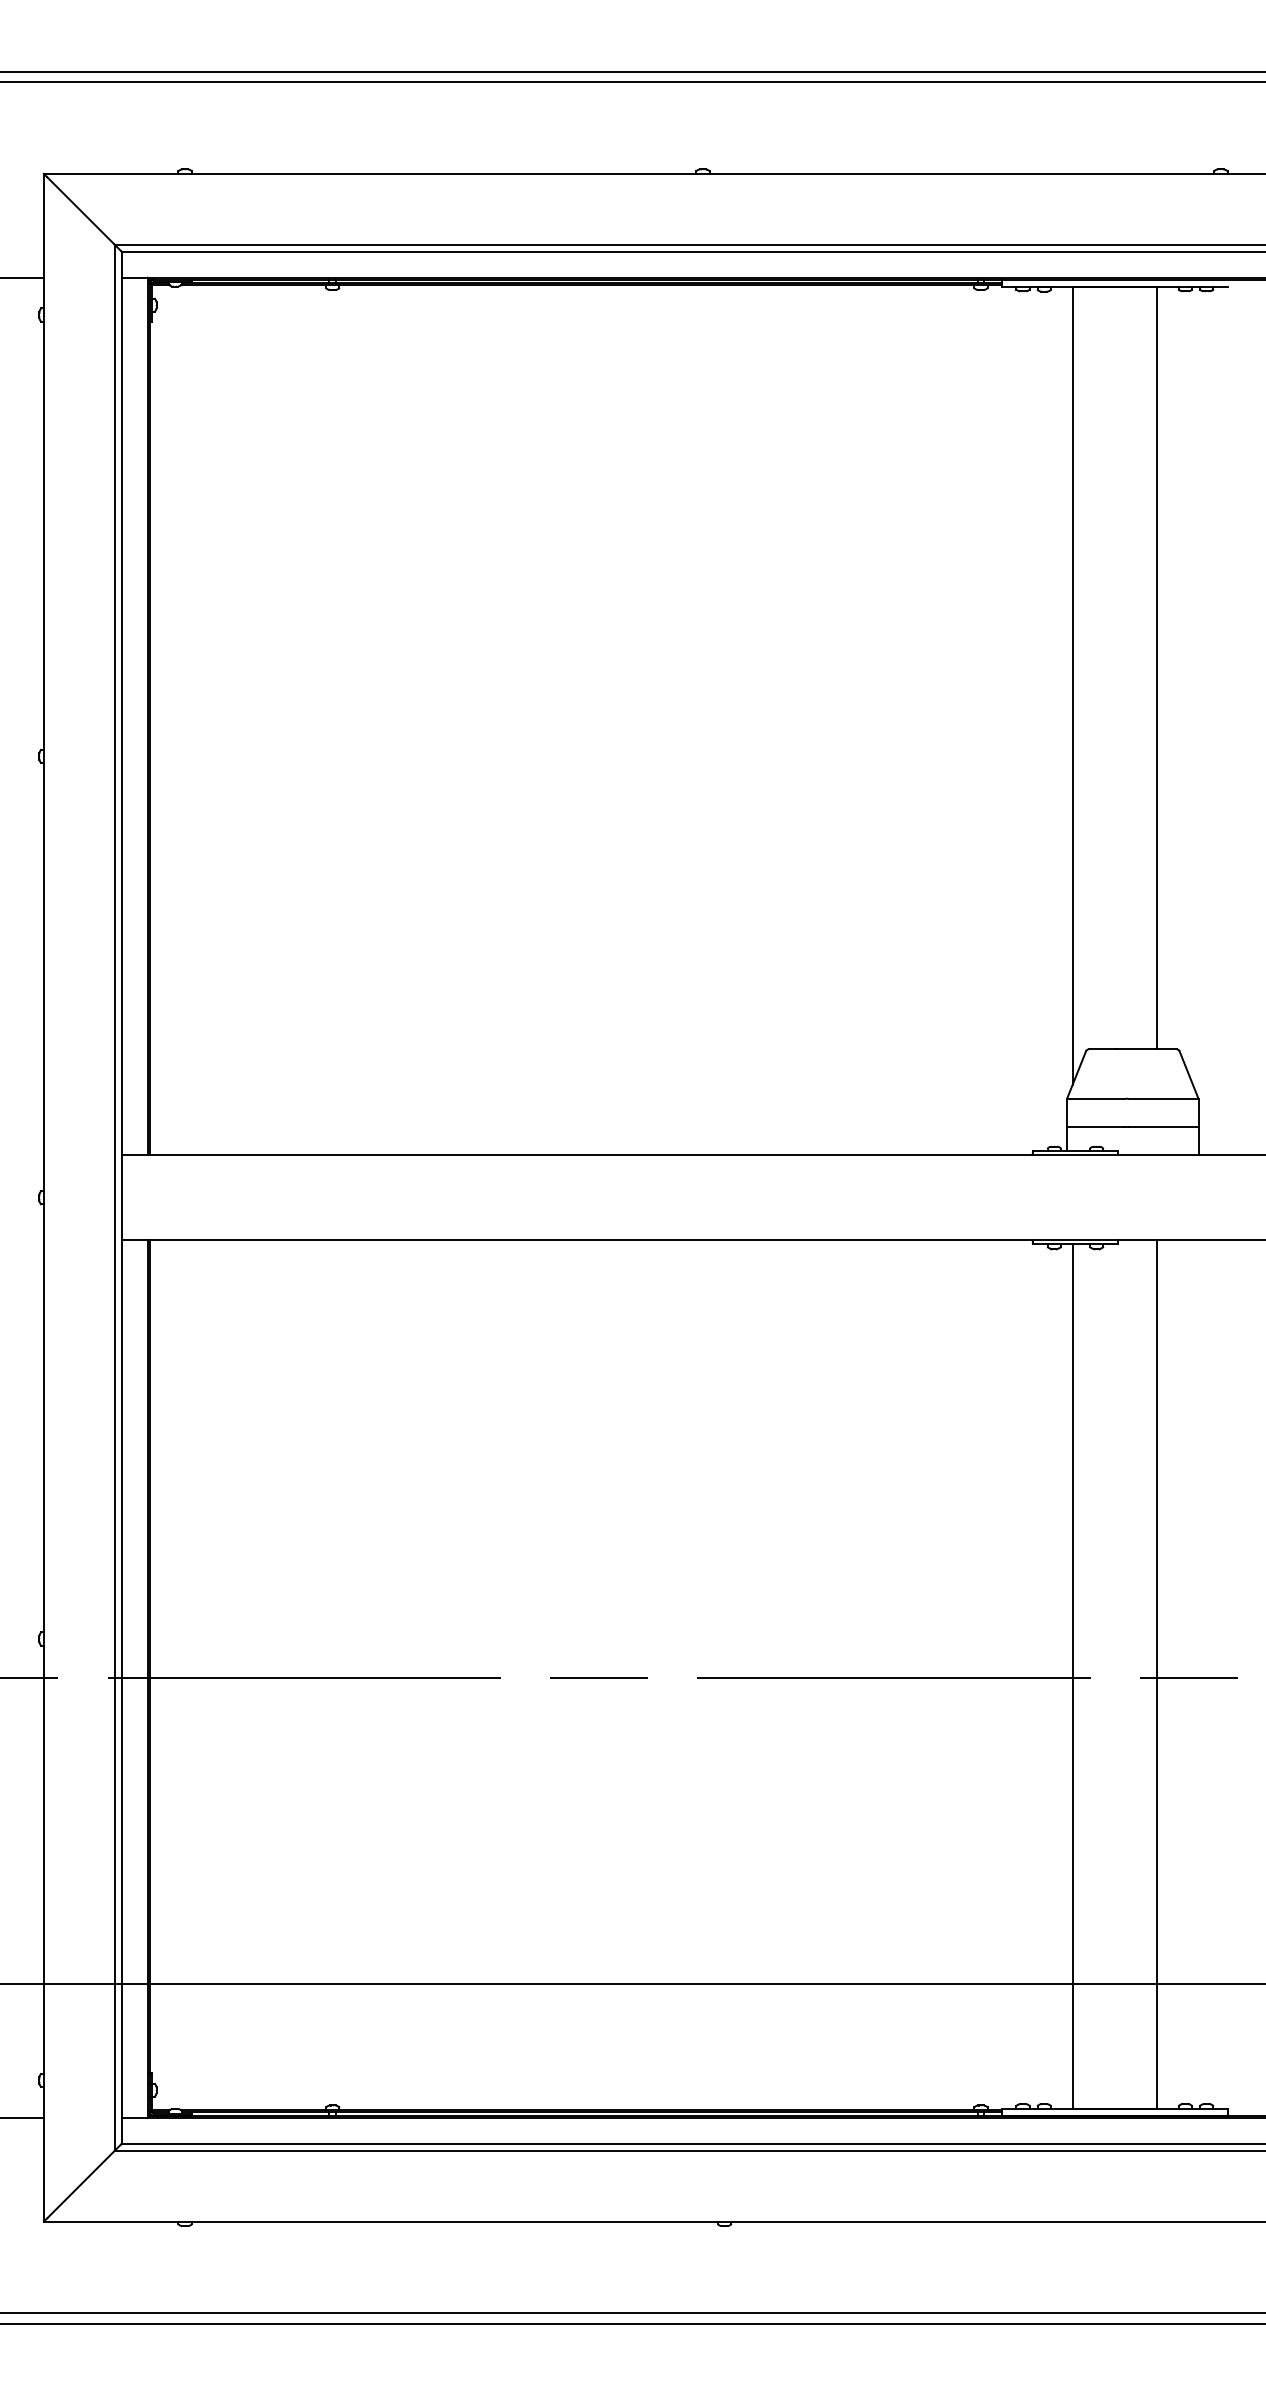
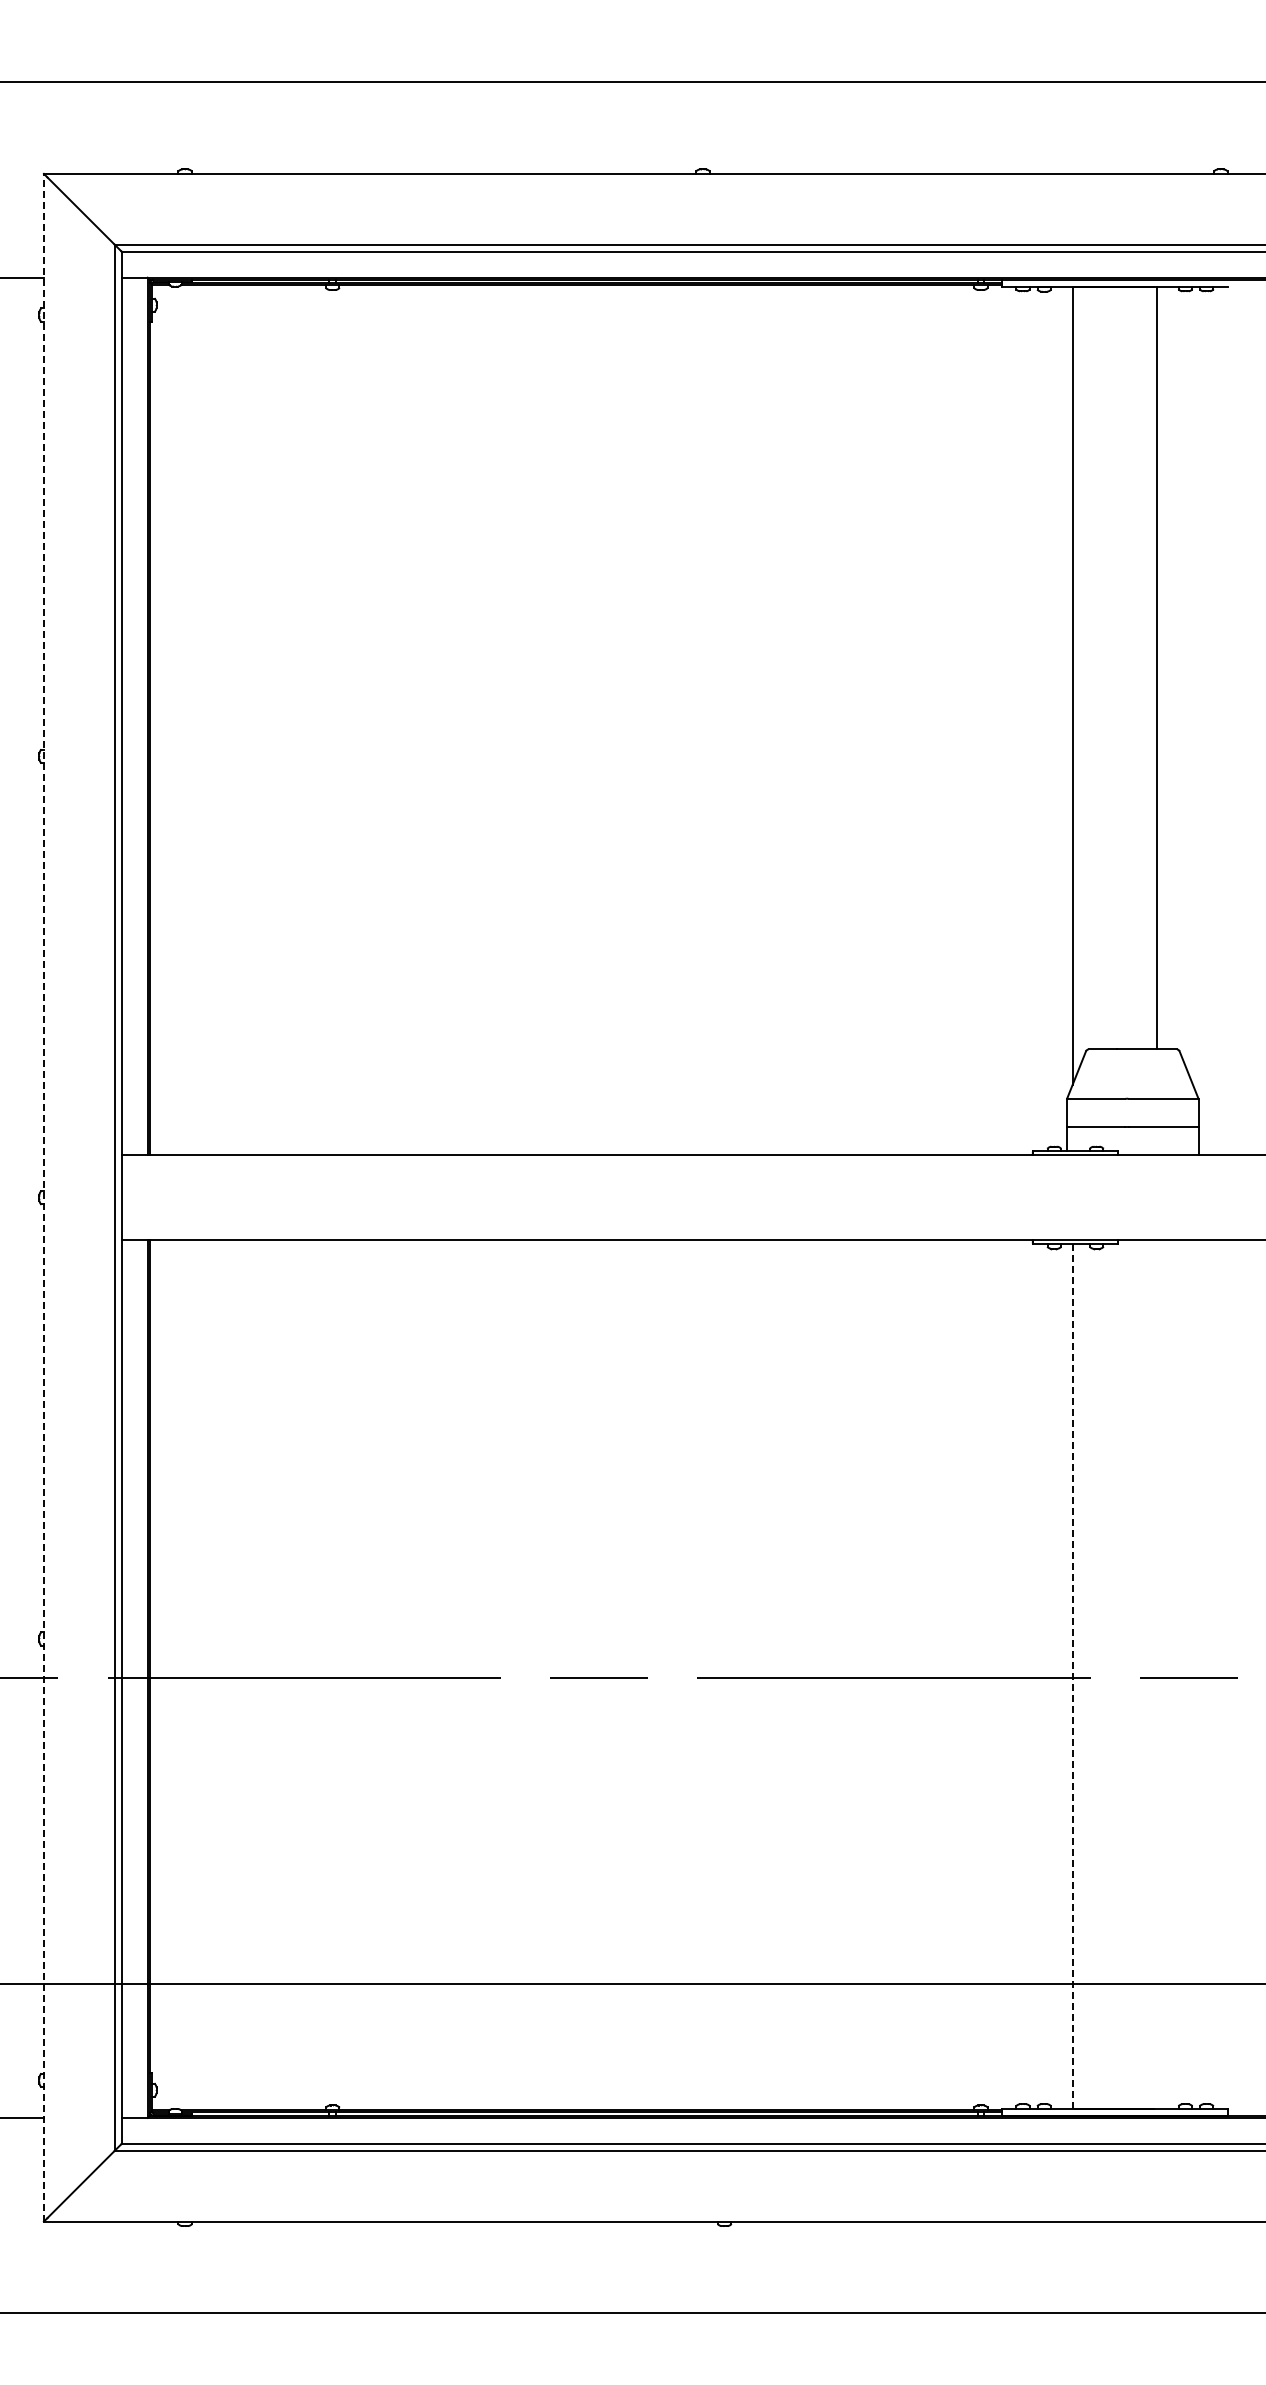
line: present -> none (632, 71)
line: solid -> dashed (43, 1197)
line: present -> none (1157, 1674)
line: solid -> dashed (1072, 1676)
line: present -> none (632, 2324)
